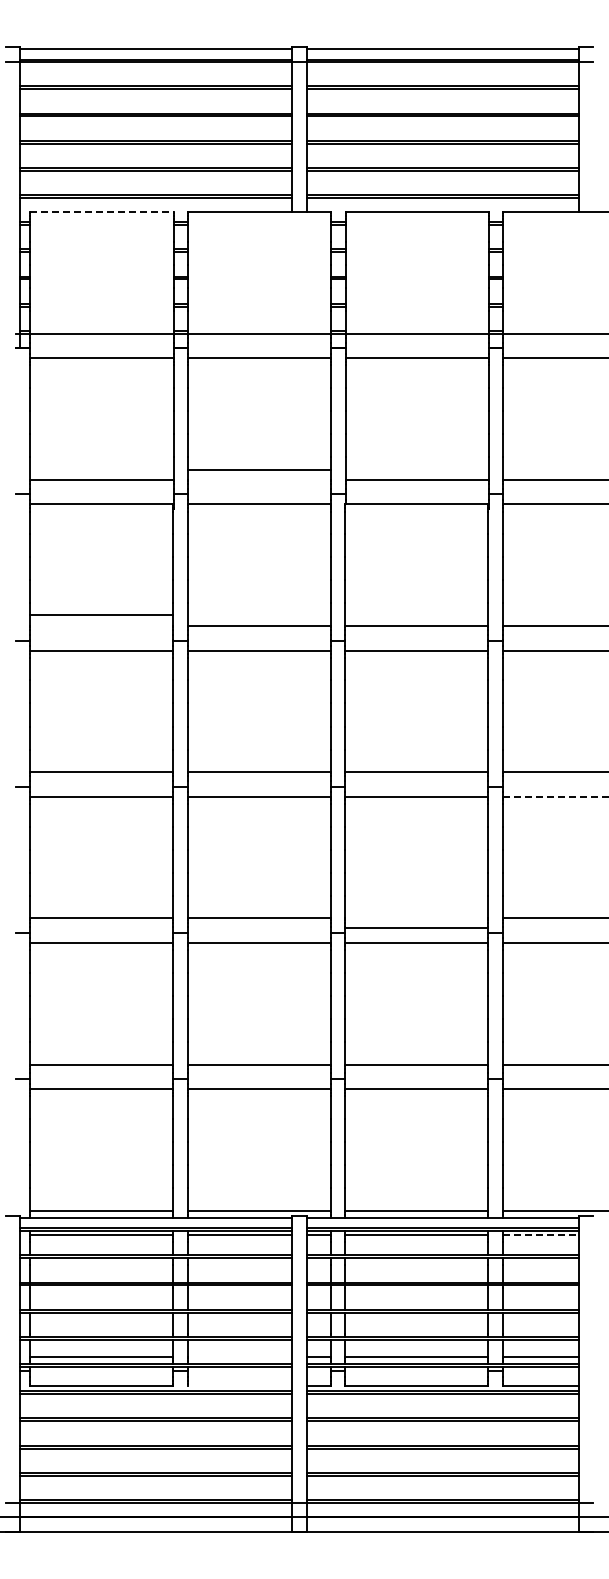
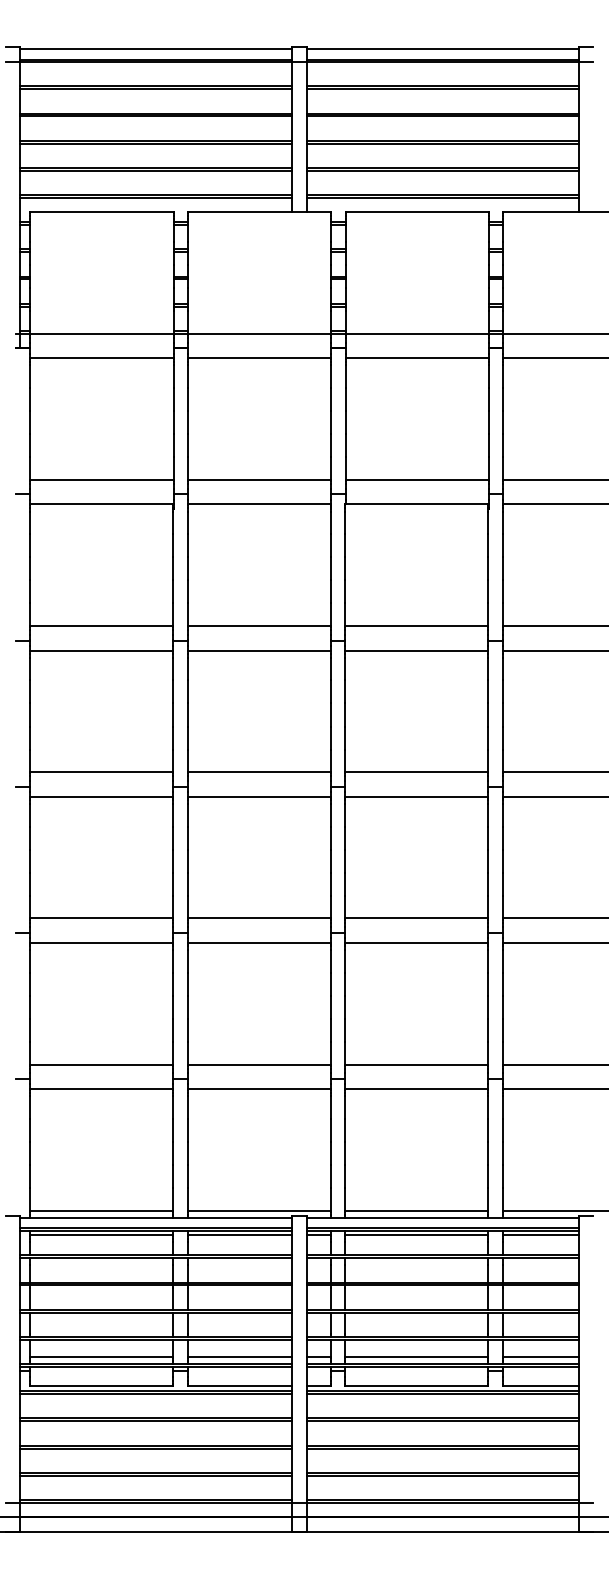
line: dashed -> solid (102, 212)
line position: (259, 470) -> (259, 480) (259, 480)
line position: (101, 615) -> (101, 626) (101, 626)
line: dashed -> solid (555, 796)
line position: (416, 928) -> (416, 918) (416, 918)
line: dashed -> solid (541, 1235)
line: none -> present (239, 1356)
line: none -> present (239, 1385)
